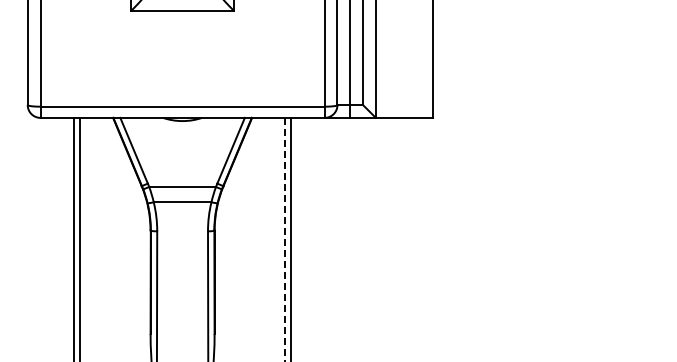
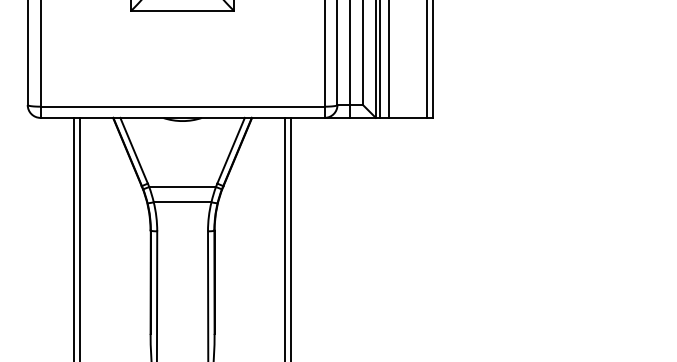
line: none -> present (380, 59)
line: none -> present (389, 59)
line: none -> present (427, 59)
line: dashed -> solid (285, 239)
